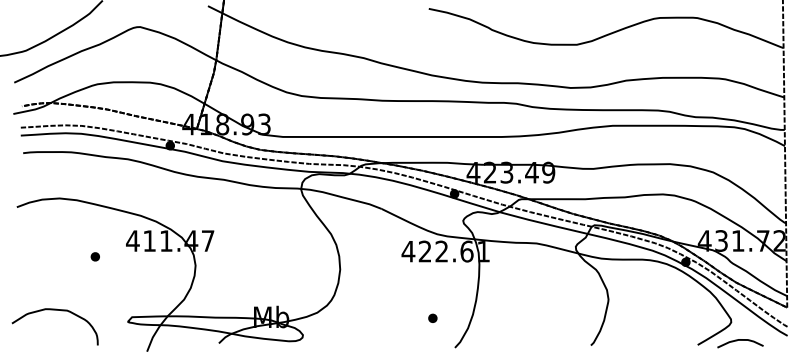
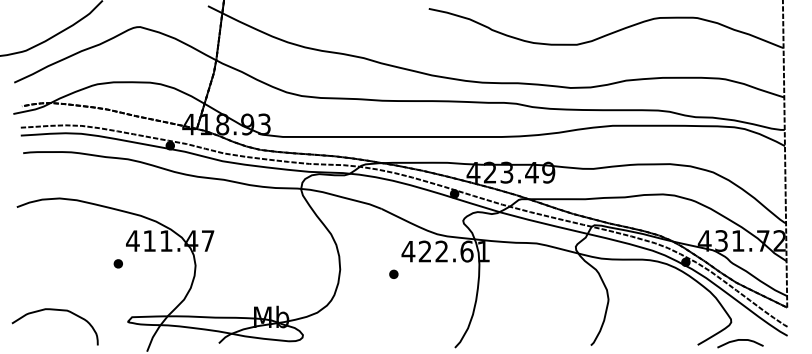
part position: (94, 256) -> (117, 263) (117, 263)
part position: (432, 317) -> (393, 273) (393, 273)
